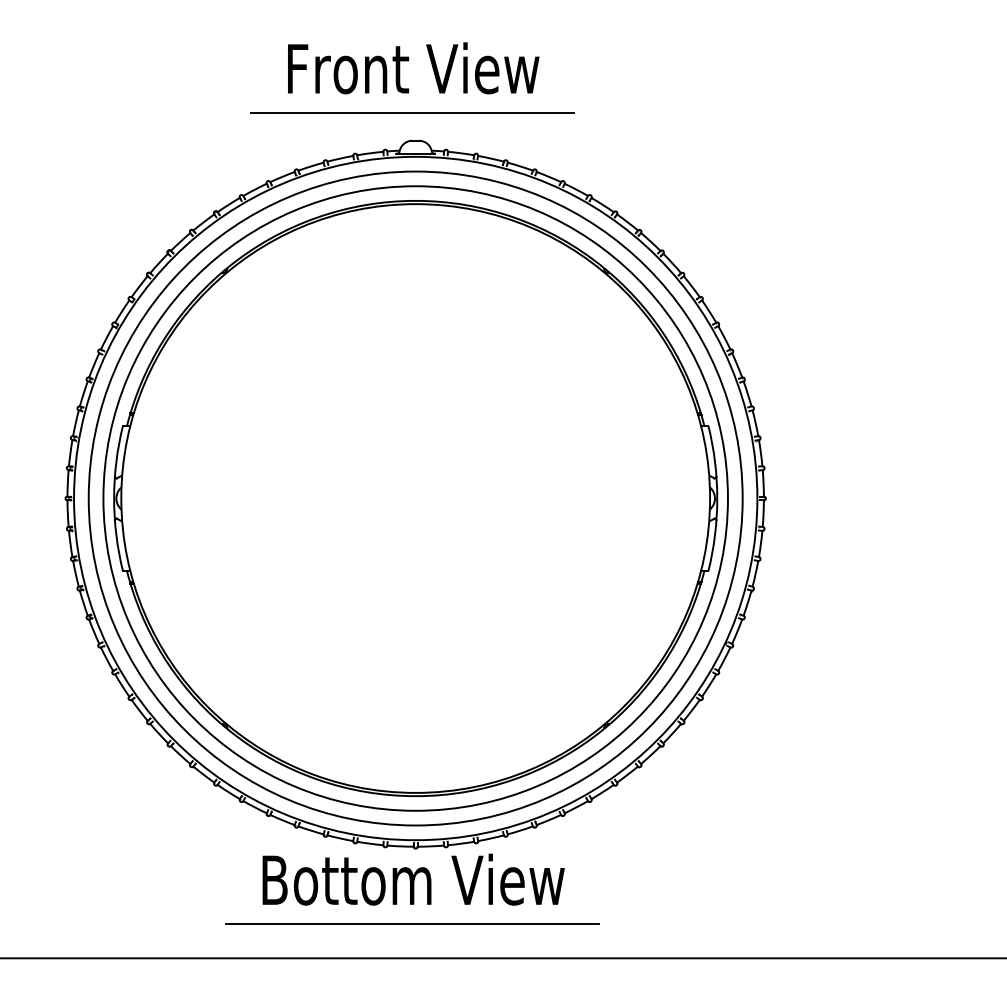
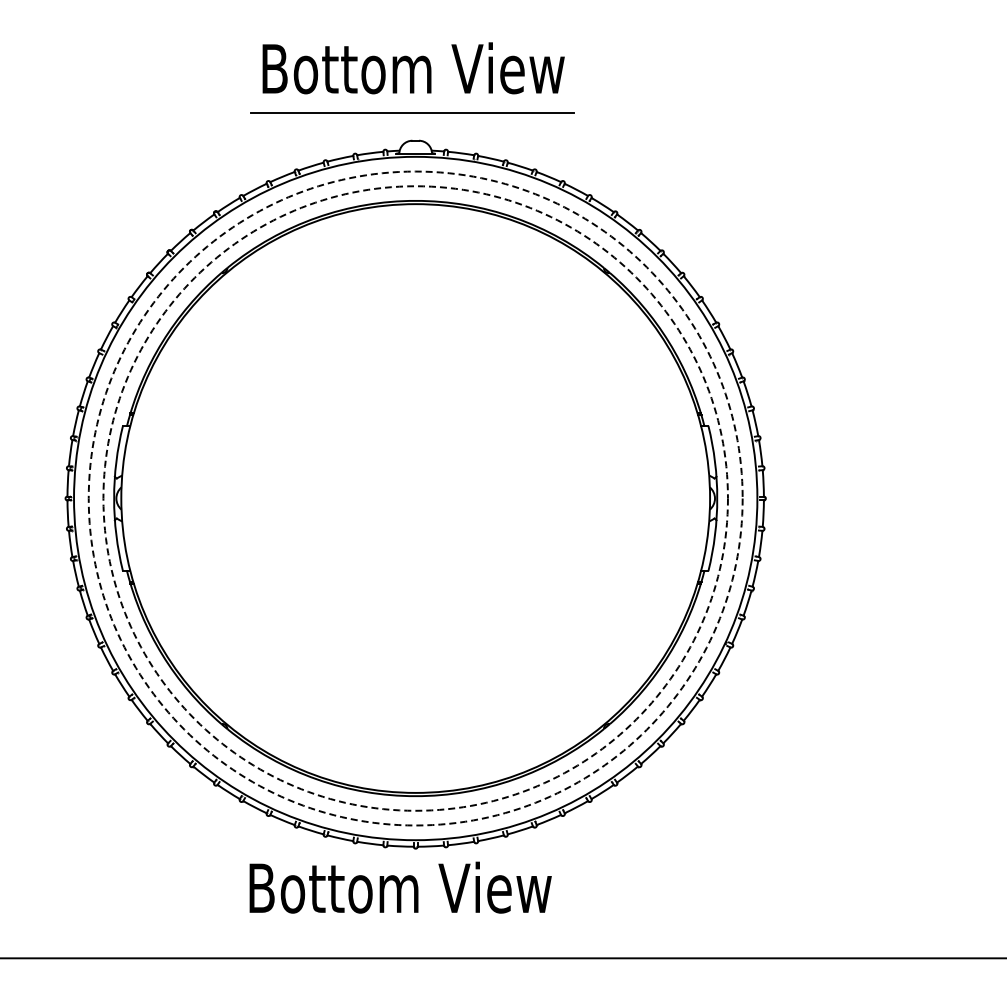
text: Front View -> Bottom View (413, 68)
circle: solid -> dashed (415, 498)
circle: solid -> dashed (415, 498)
text position: (413, 879) -> (400, 887) (400, 887)
line: present -> none (411, 924)
